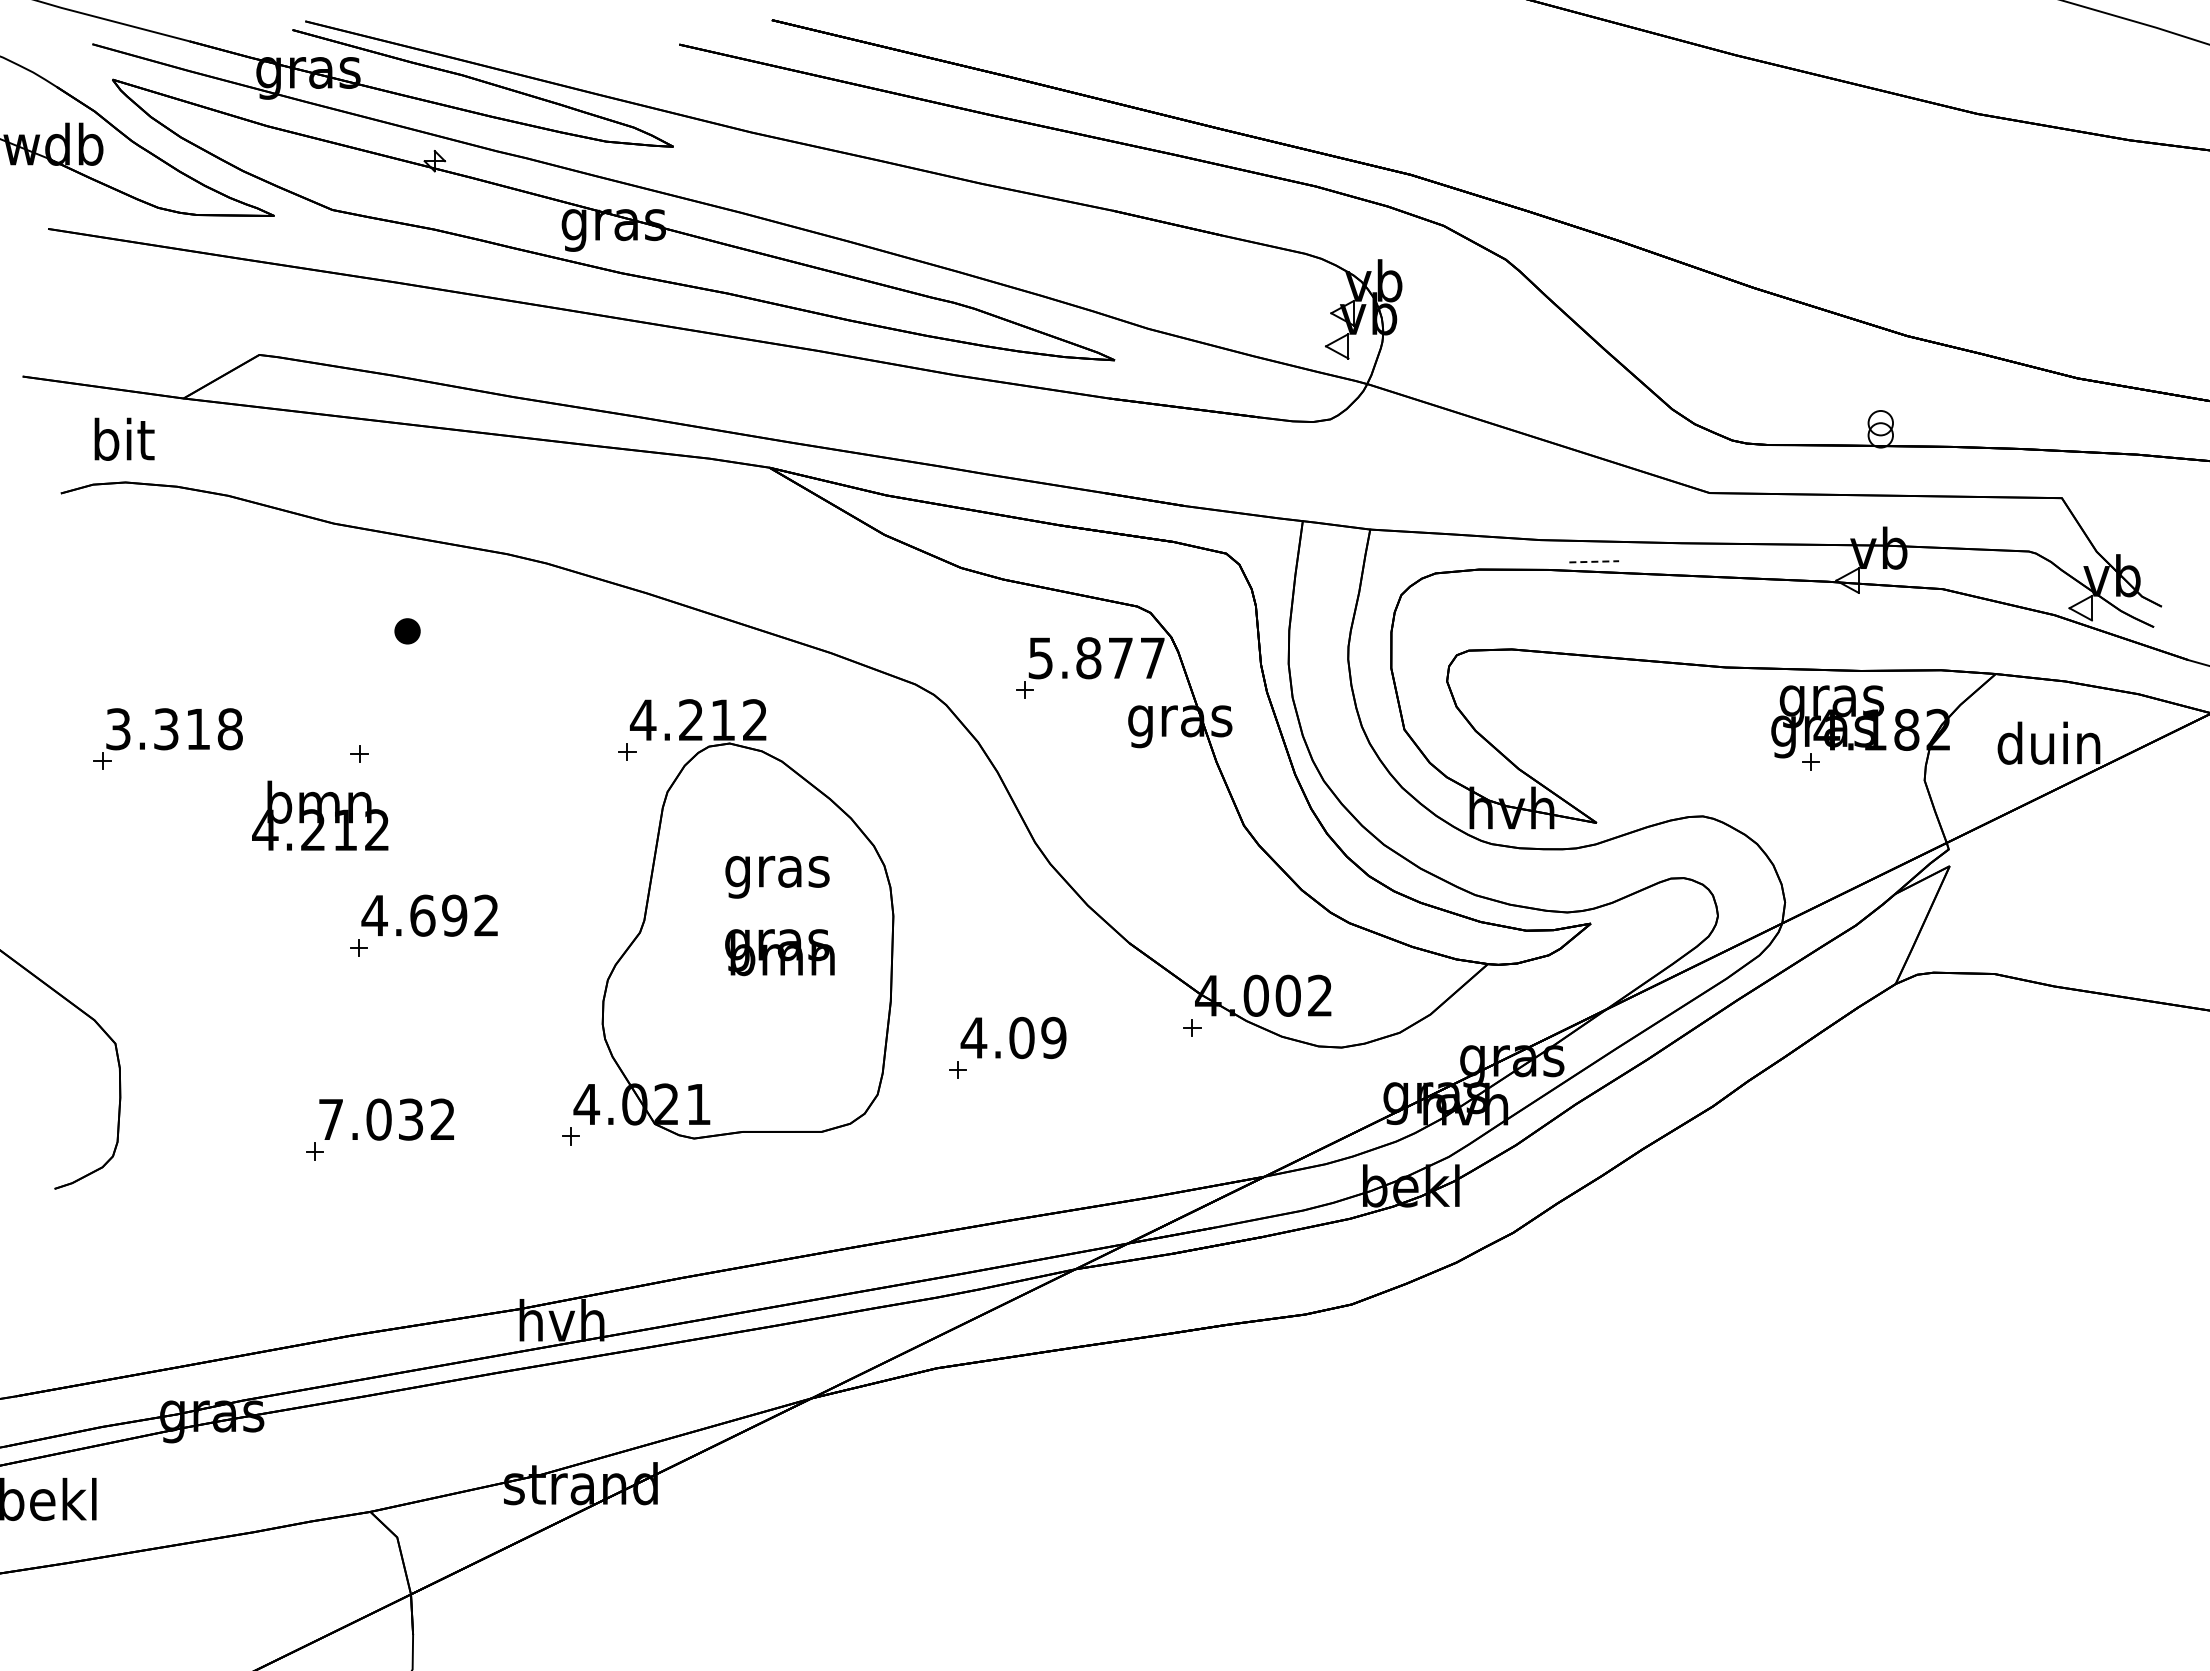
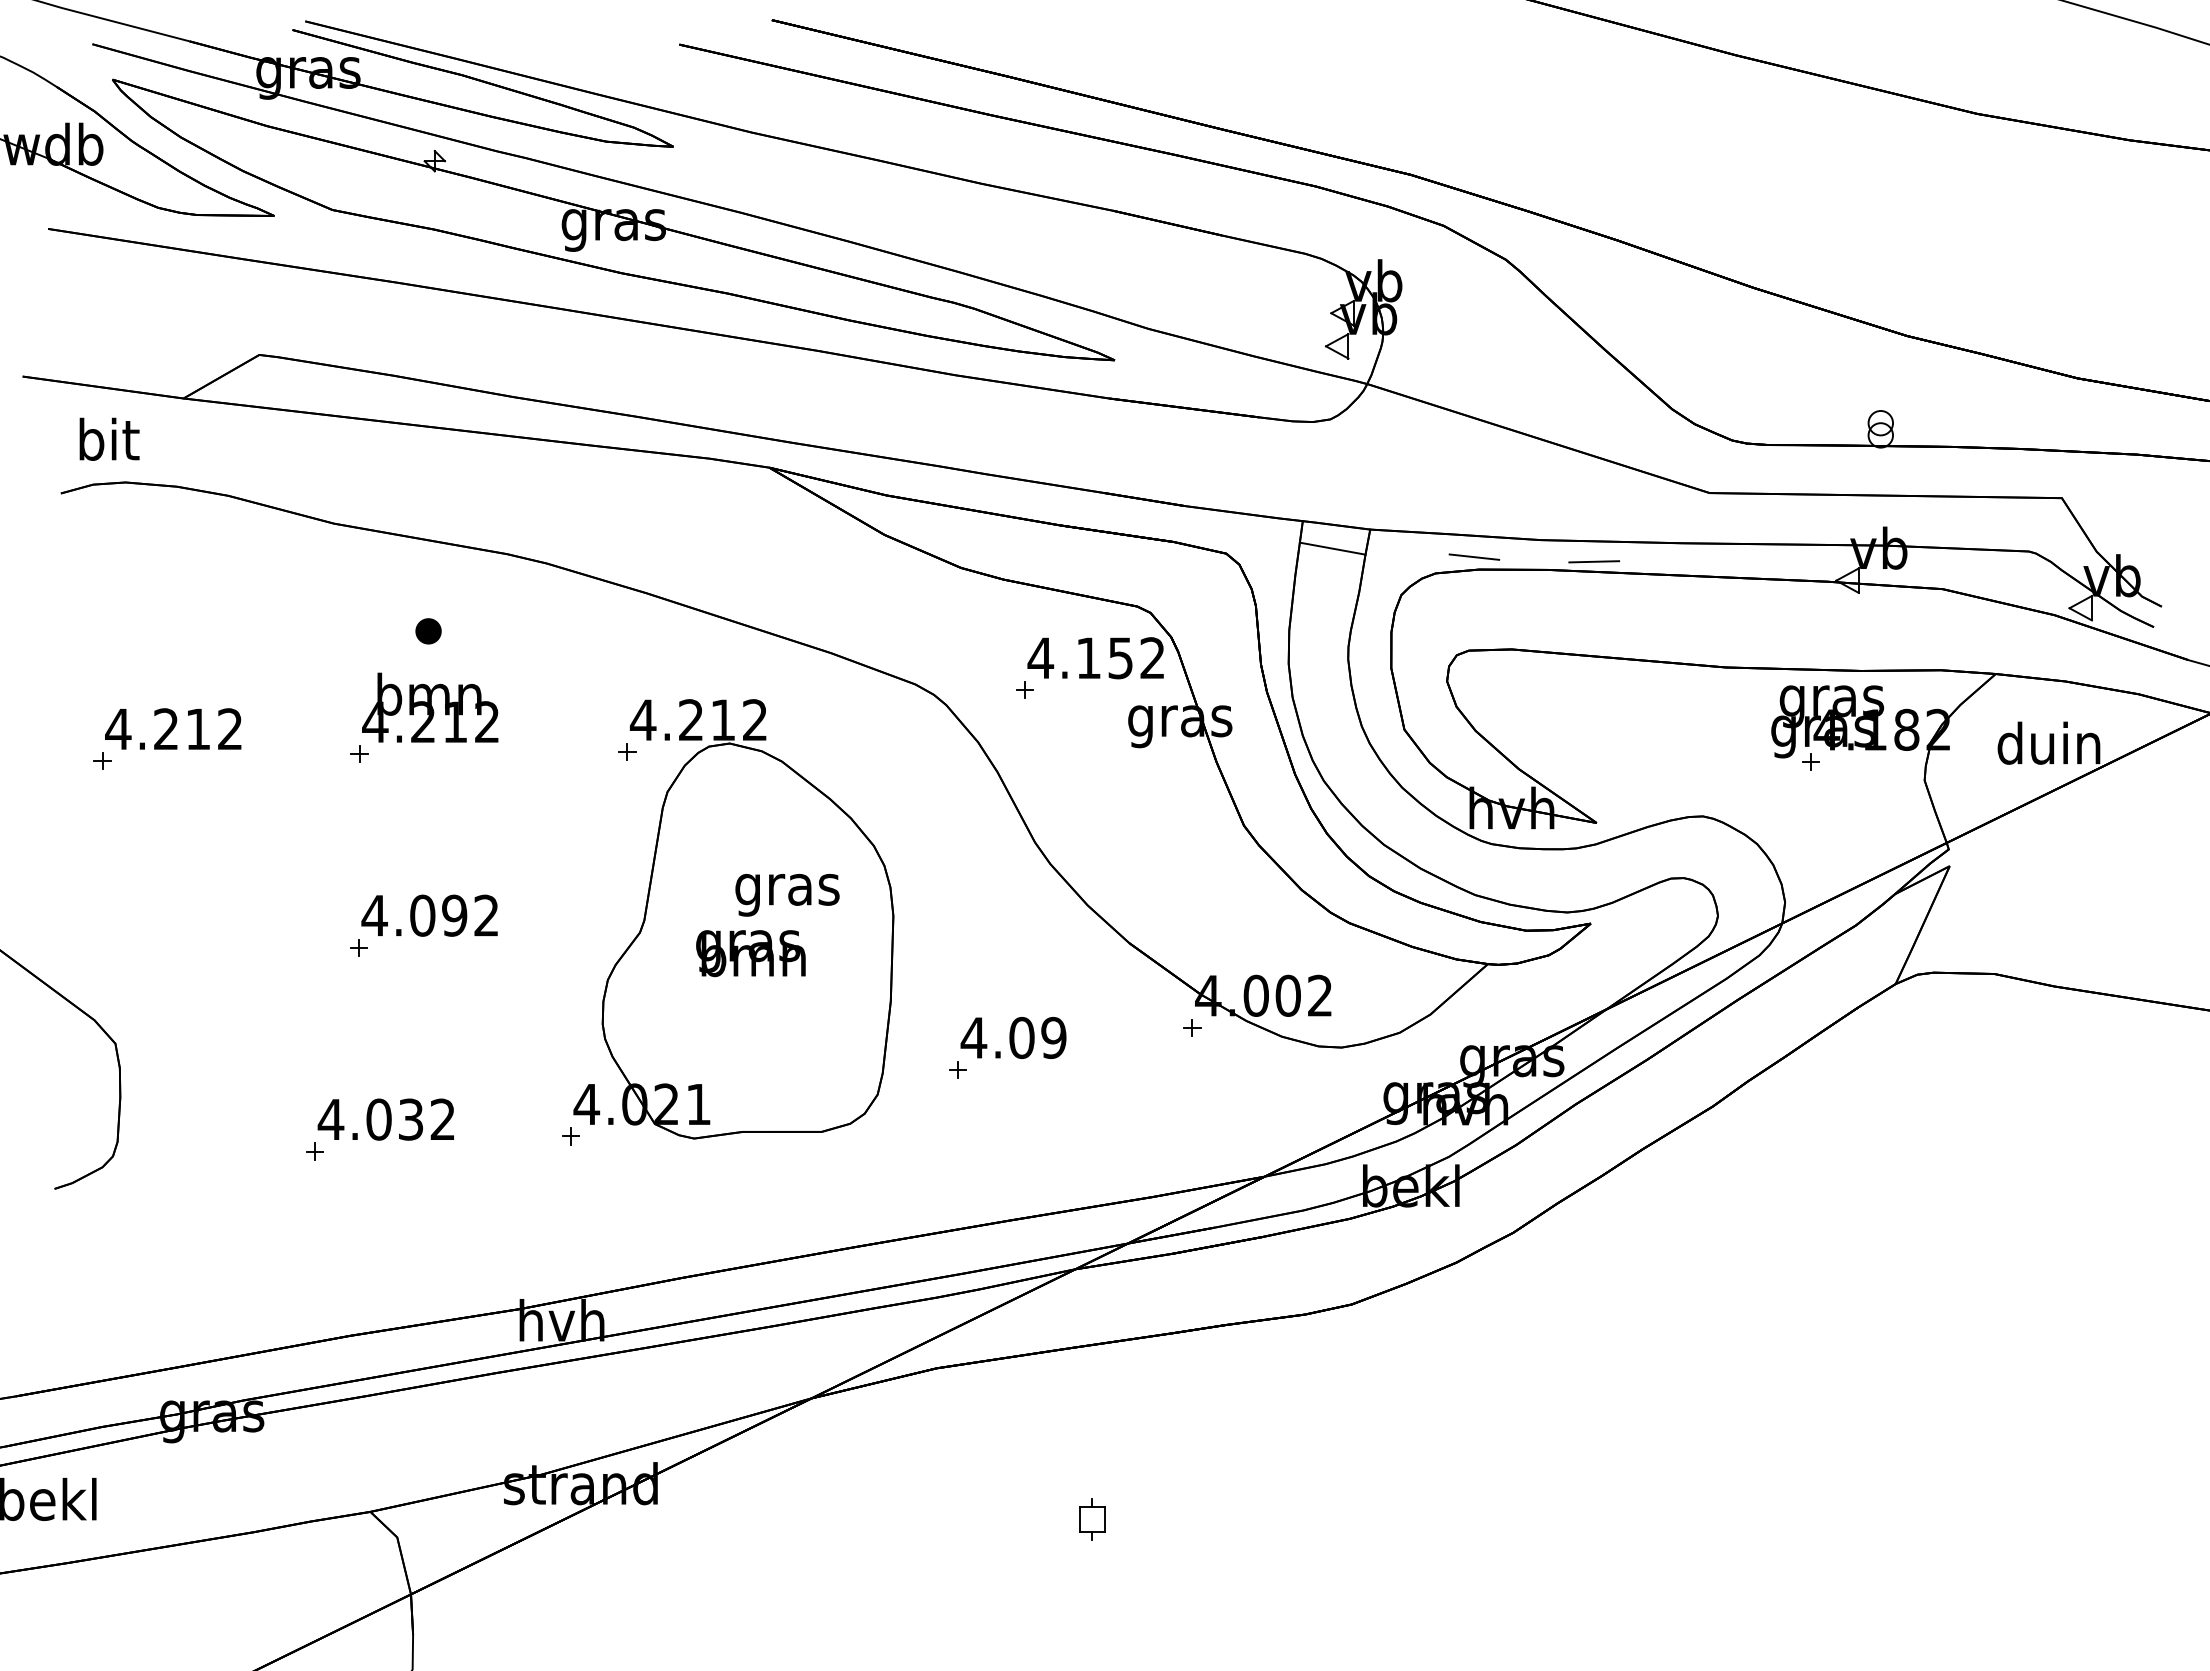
text position: (124, 438) -> (109, 438) (109, 438)
line: none -> present (1332, 548)
line: none -> present (1474, 556)
line: dashed -> solid (1594, 561)
part position: (407, 631) -> (428, 631) (428, 631)
text: 5.877 -> 4.152 (1095, 658)
text: 3.318 -> 4.212 (173, 729)
text position: (320, 815) -> (430, 707) (430, 707)
text position: (777, 877) -> (787, 895) (787, 895)
text: 4.692 -> 4.092 (422, 915)
text position: (779, 952) -> (750, 953) (750, 953)
text: 7.032 -> 4.032 (330, 1119)
part: none -> present (1092, 1519)
